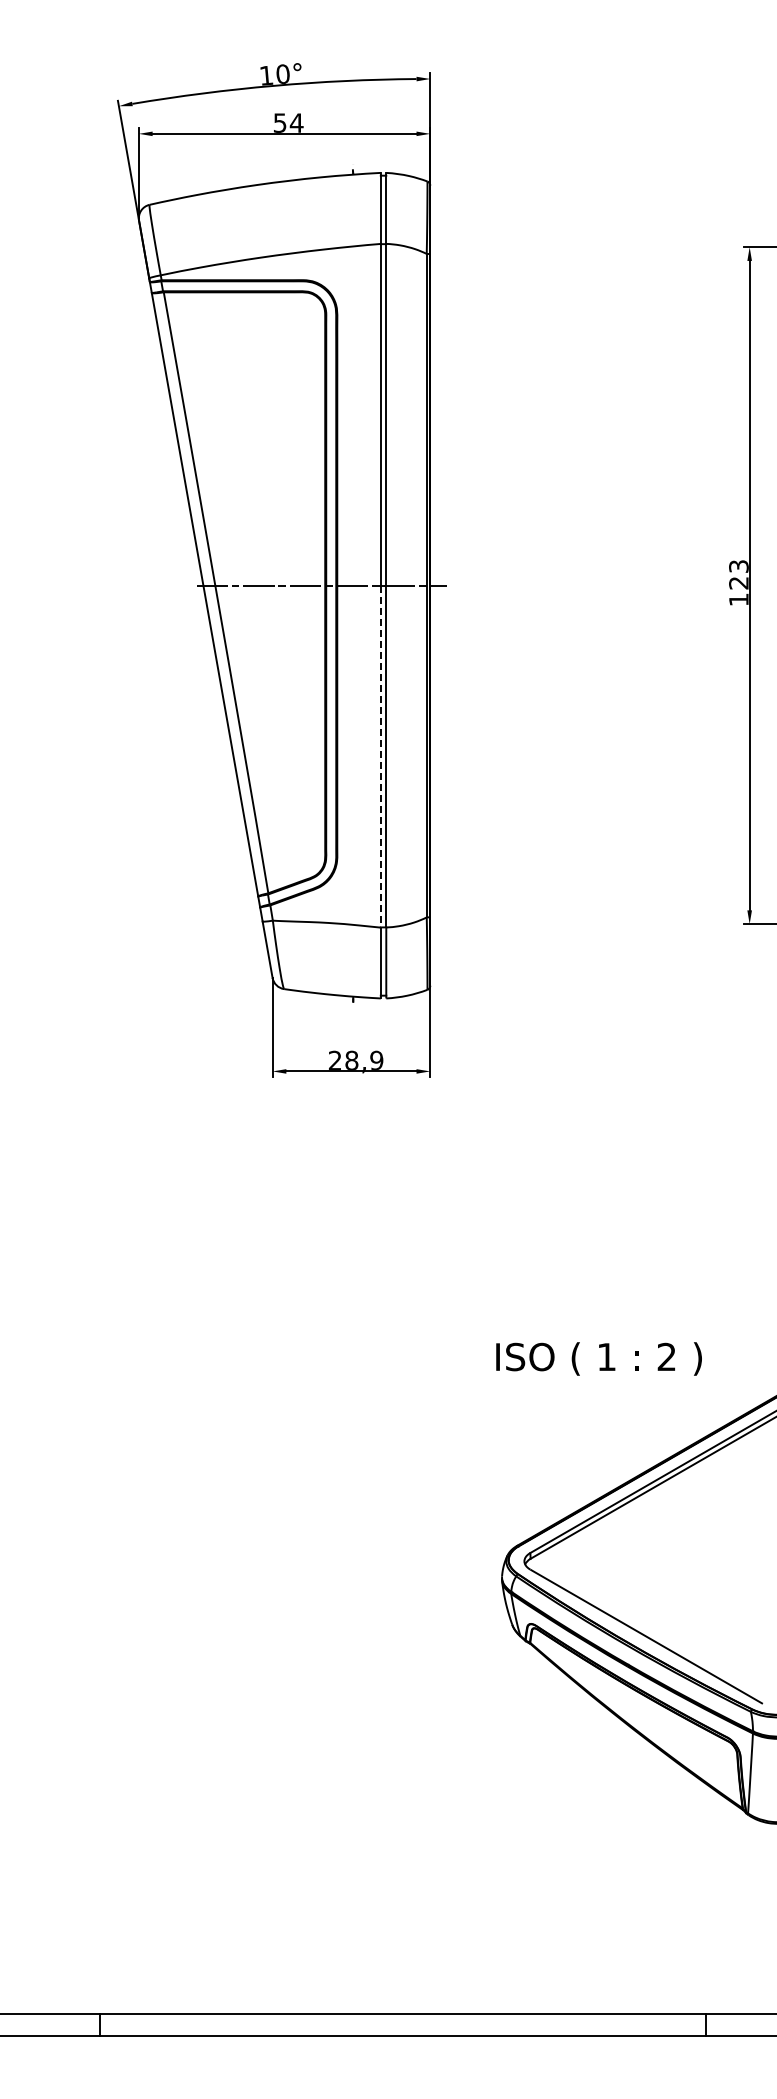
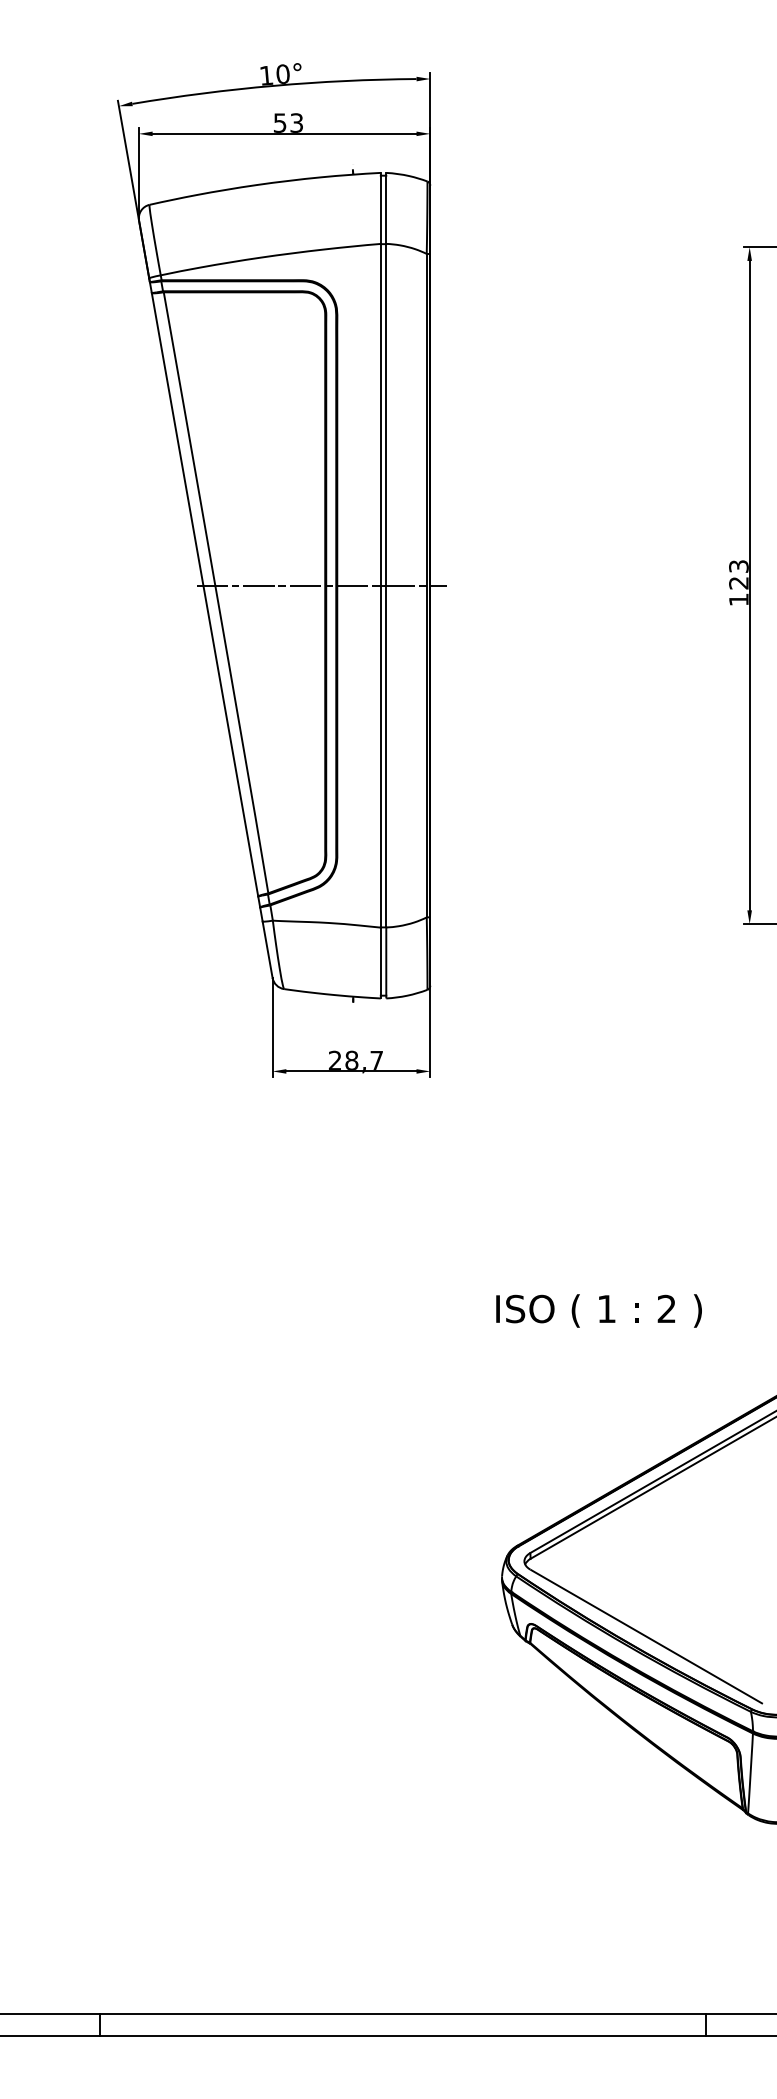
text: 54 -> 53 (296, 122)
line: dashed -> solid (380, 756)
text: 28,9 -> 28,7 (376, 1059)
text position: (598, 1358) -> (598, 1310) (598, 1310)
